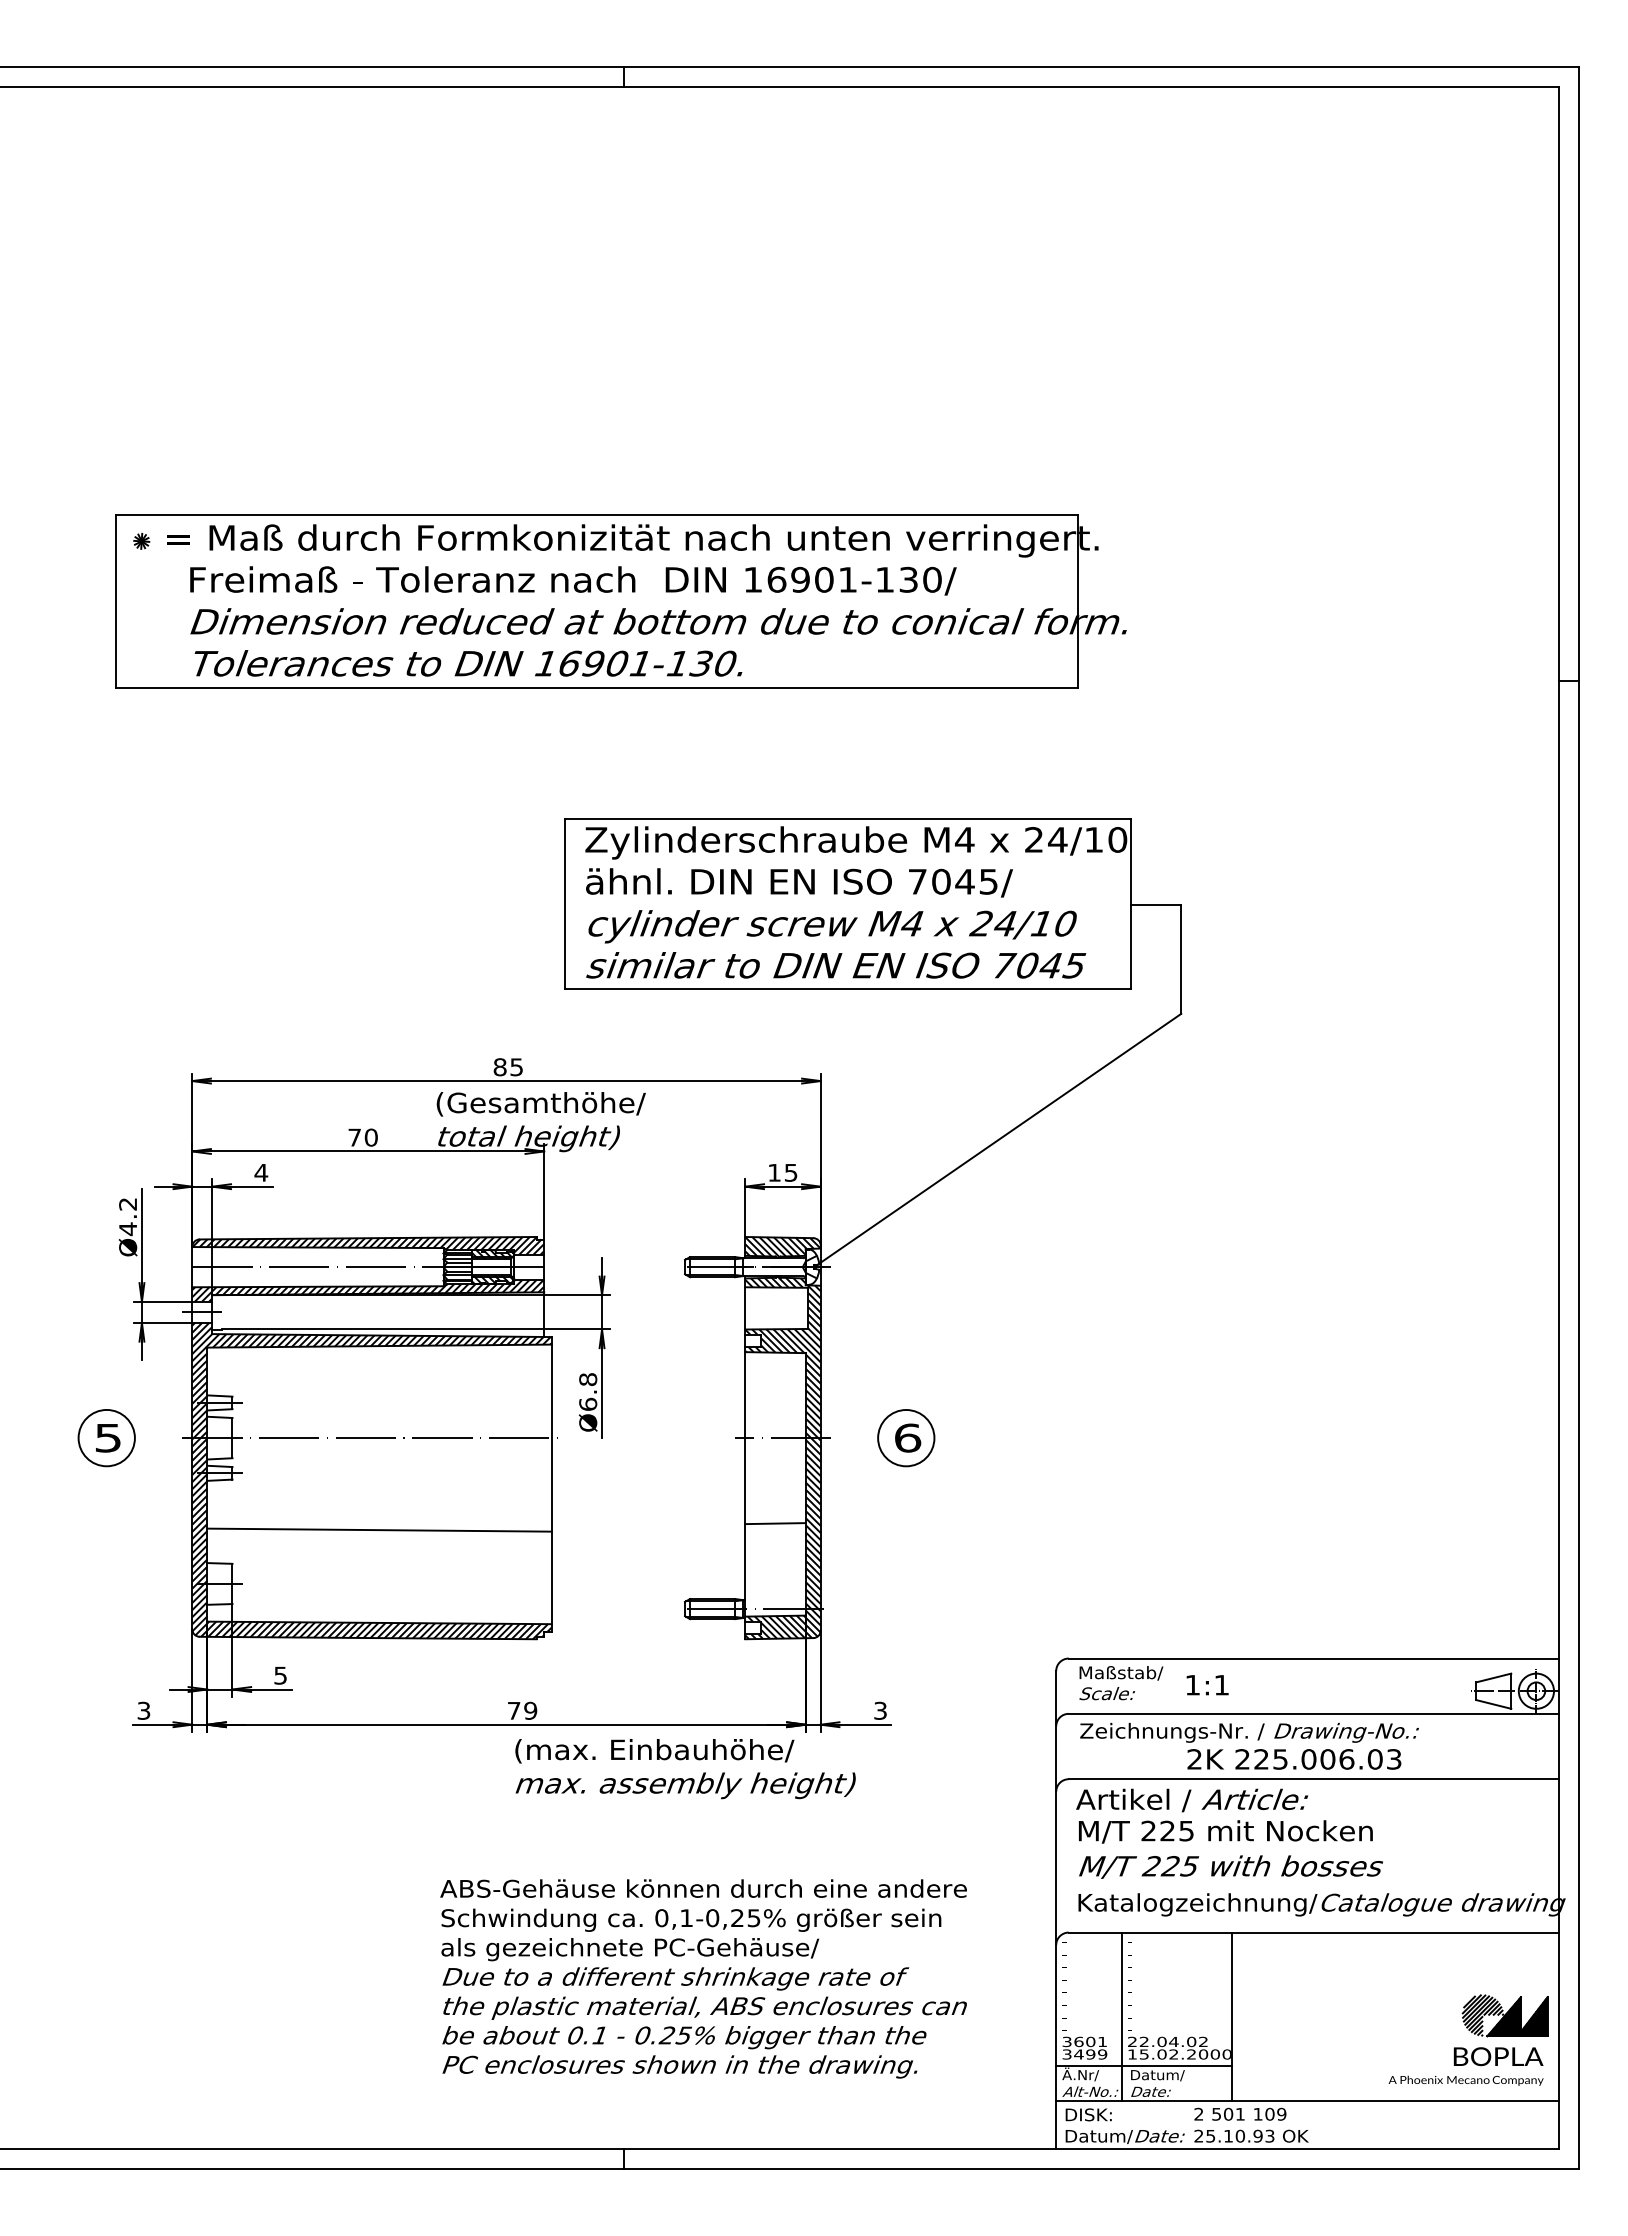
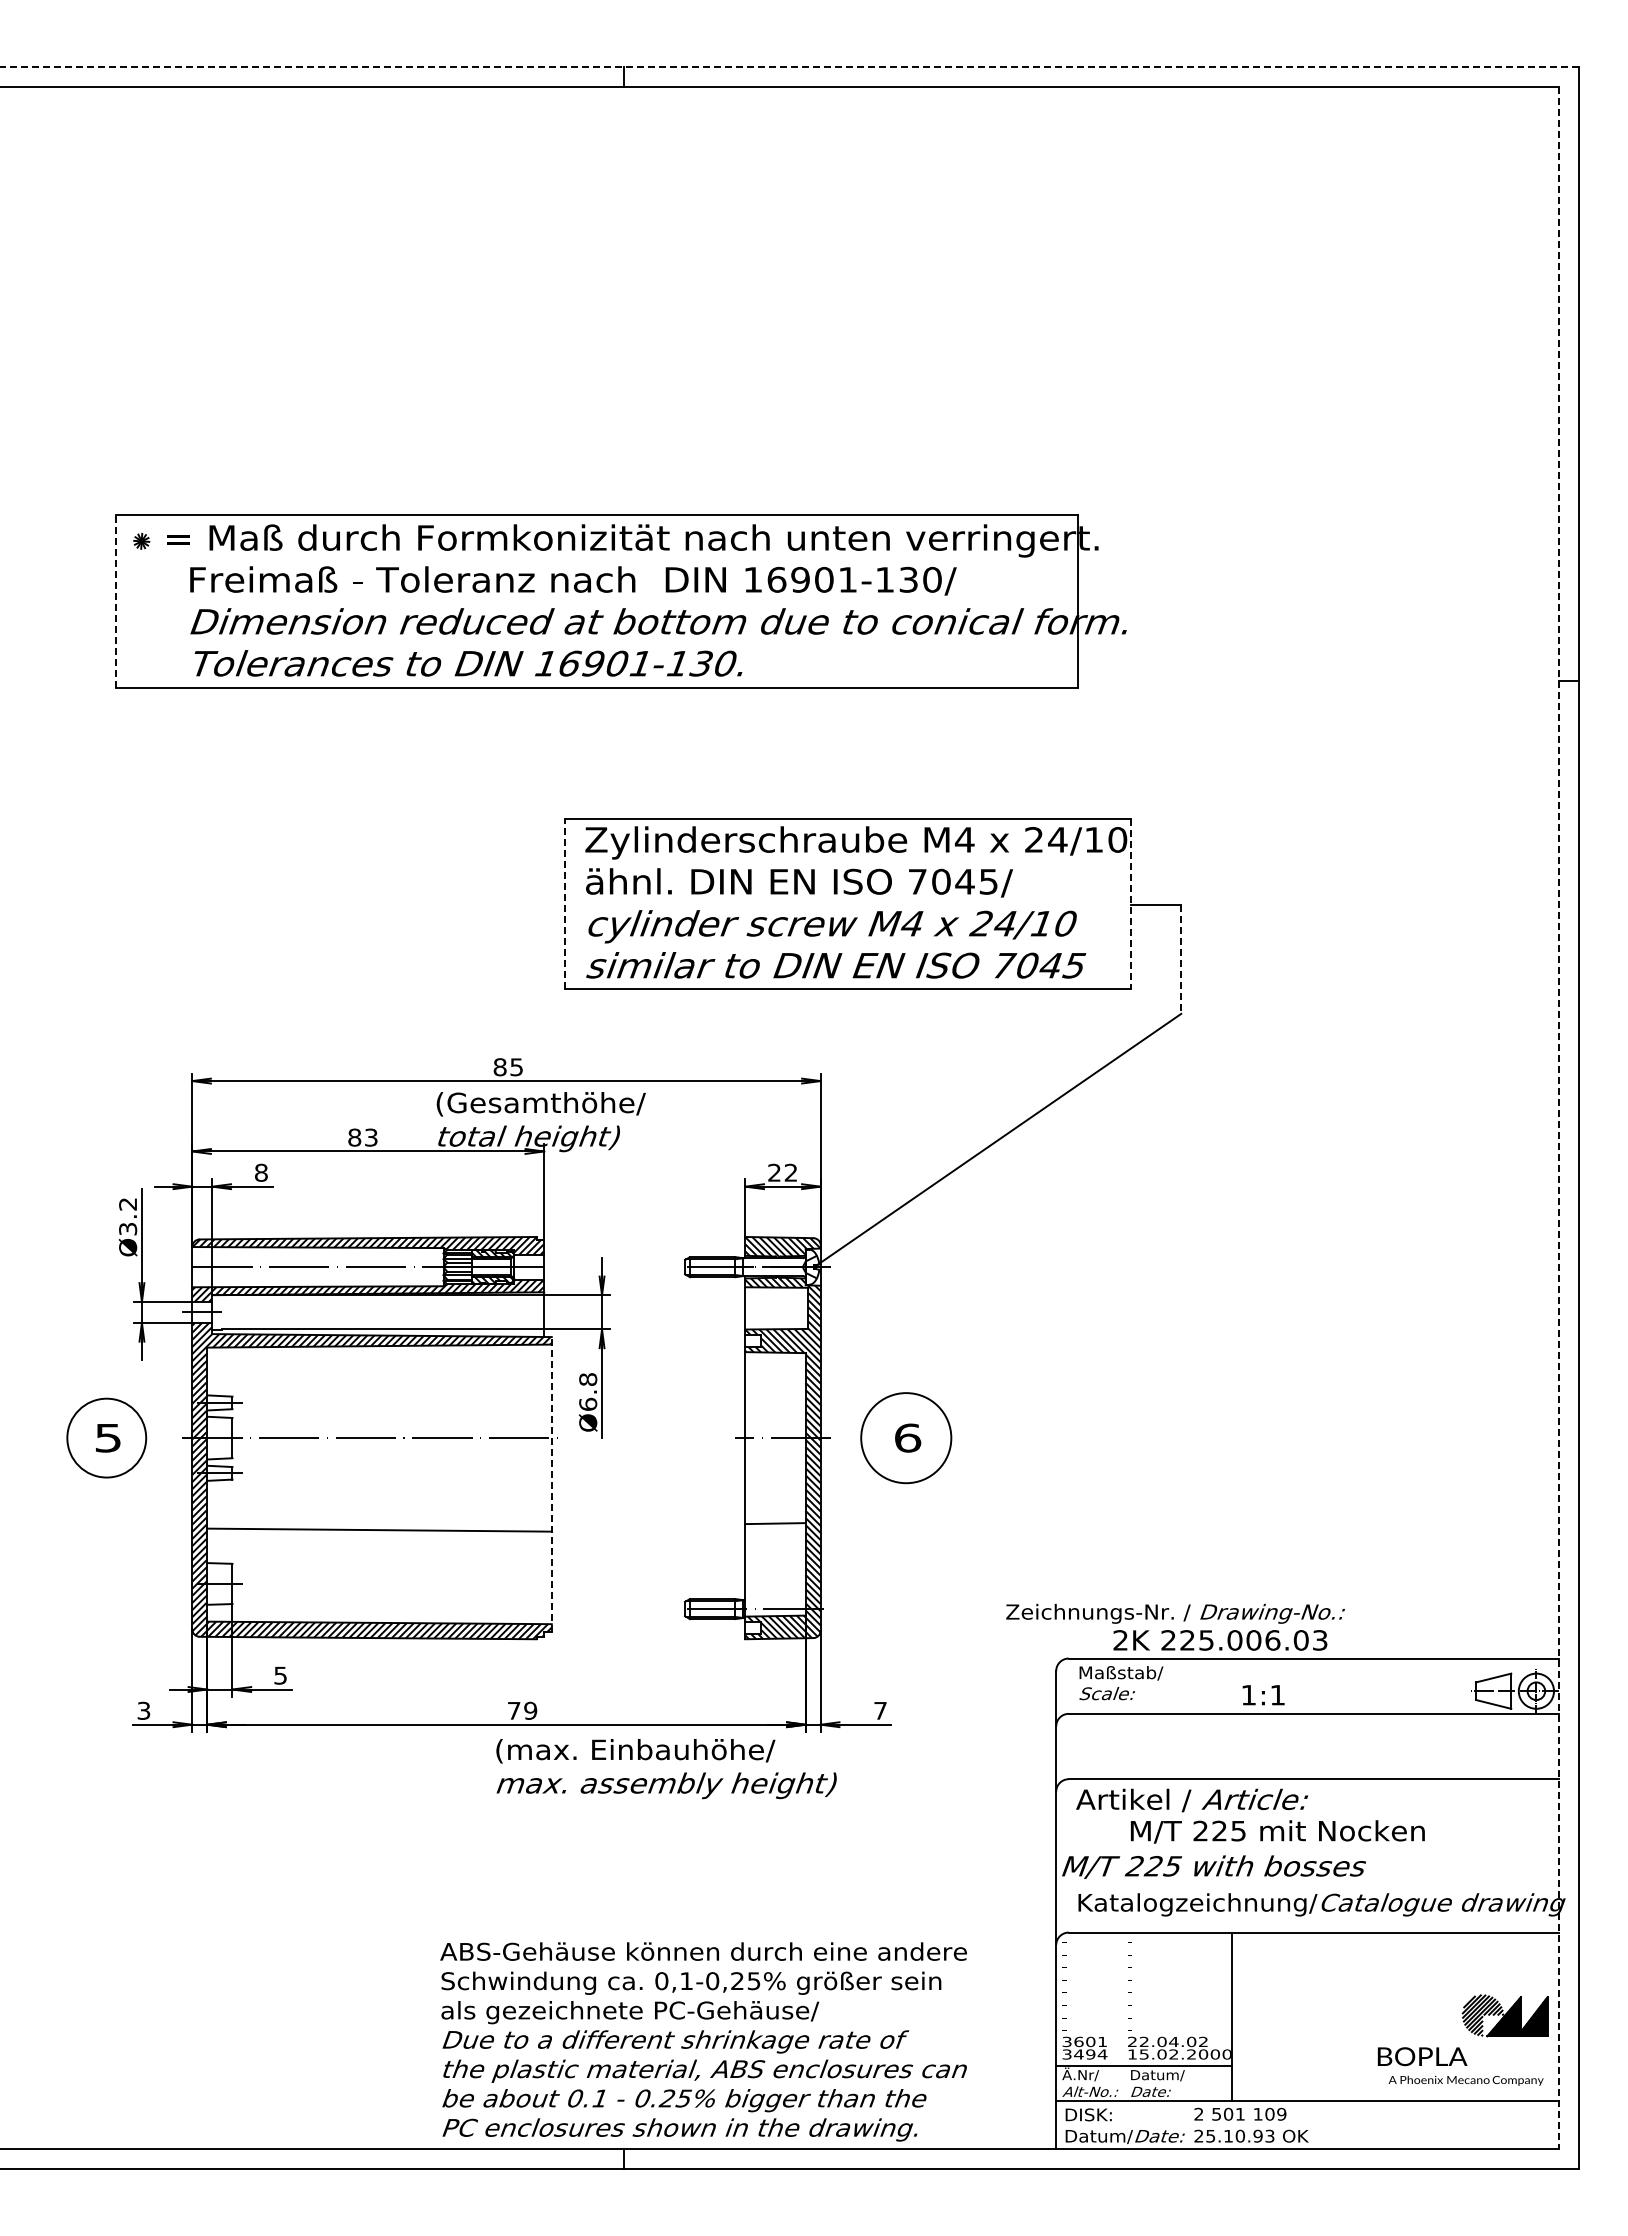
line: solid -> dashed (790, 67)
line: solid -> dashed (115, 601)
line: solid -> dashed (564, 904)
line: solid -> dashed (1131, 904)
line: solid -> dashed (1181, 959)
line: solid -> dashed (1559, 1118)
text: 70 -> 83 (362, 1137)
text: 4 -> 8 (261, 1172)
text: 15 -> 22 (782, 1172)
text: Ø4.2 -> Ø3.2 (128, 1229)
circle diameter: 56 px -> 79 px (106, 1437)
circle diameter: 56 px -> 90 px (906, 1438)
line: solid -> dashed (551, 1483)
text position: (1207, 1685) -> (1263, 1695) (1263, 1695)
text: 3 -> 7 (880, 1710)
text position: (1249, 1745) -> (1175, 1626) (1175, 1626)
text position: (685, 1769) -> (666, 1769) (666, 1769)
text position: (1225, 1831) -> (1277, 1831) (1277, 1831)
text position: (1230, 1866) -> (1213, 1866) (1213, 1866)
text position: (703, 1978) -> (703, 2041) (703, 2041)
line: present -> none (1121, 2016)
text: 3499 -> 3494 (1102, 2054)
text position: (1498, 2056) -> (1422, 2056) (1422, 2056)
